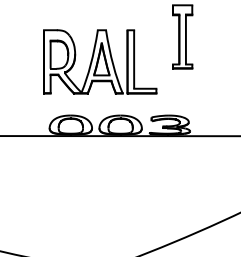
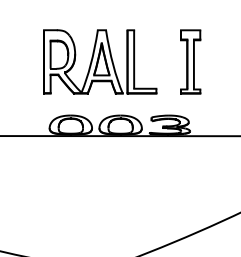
part position: (182, 36) -> (190, 61) (190, 61)
